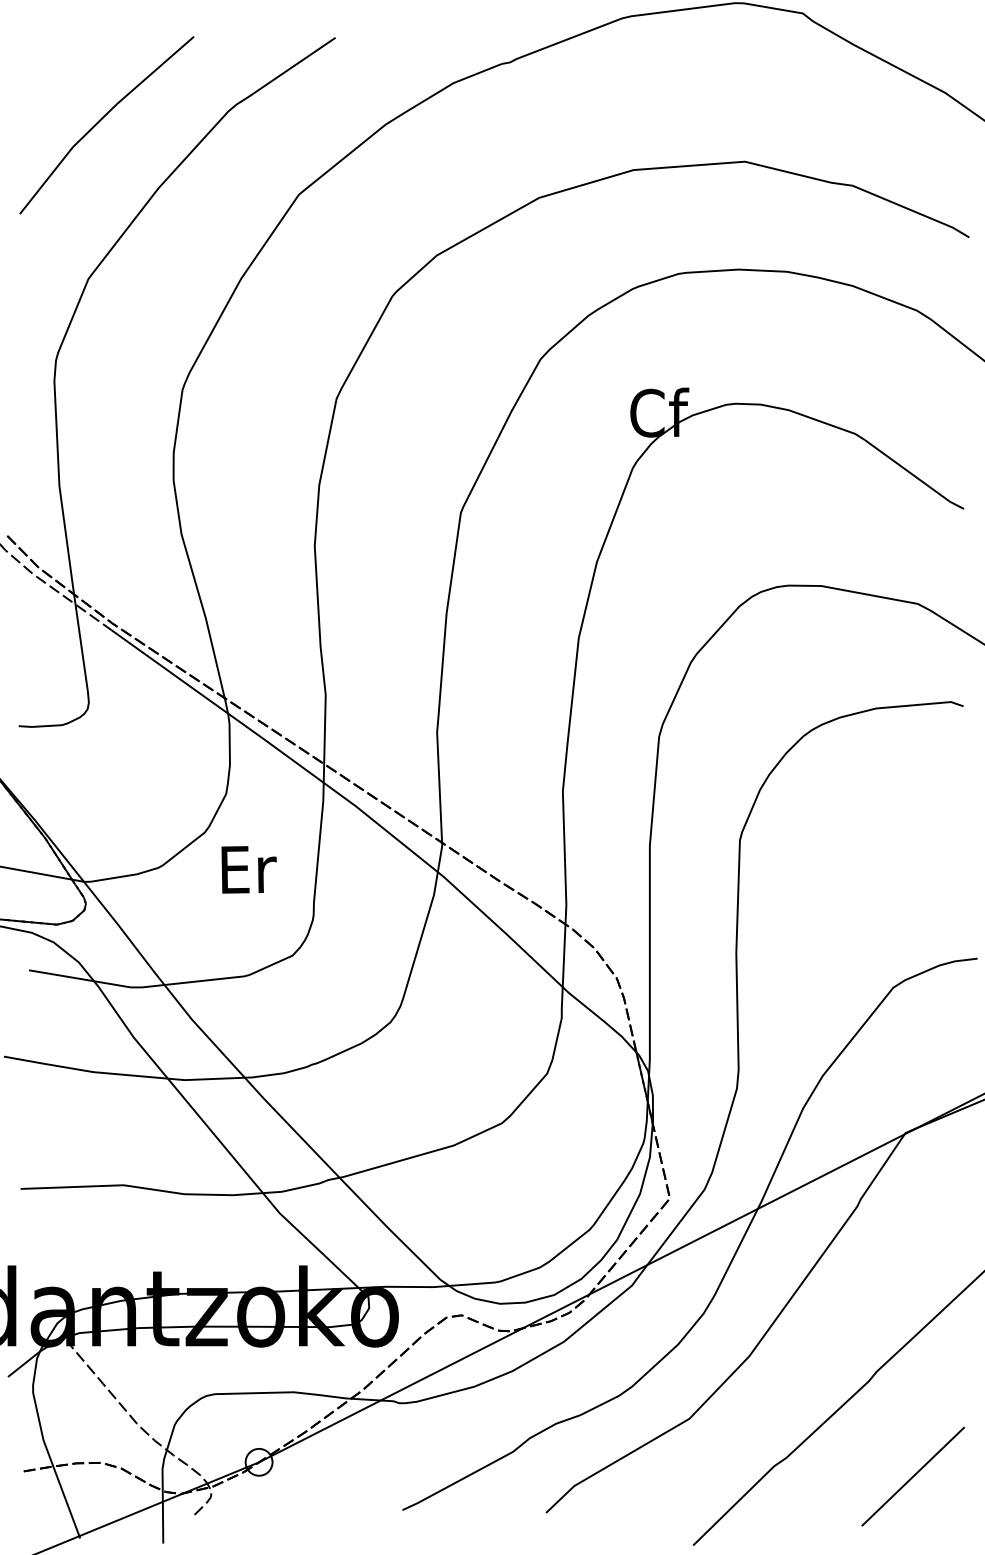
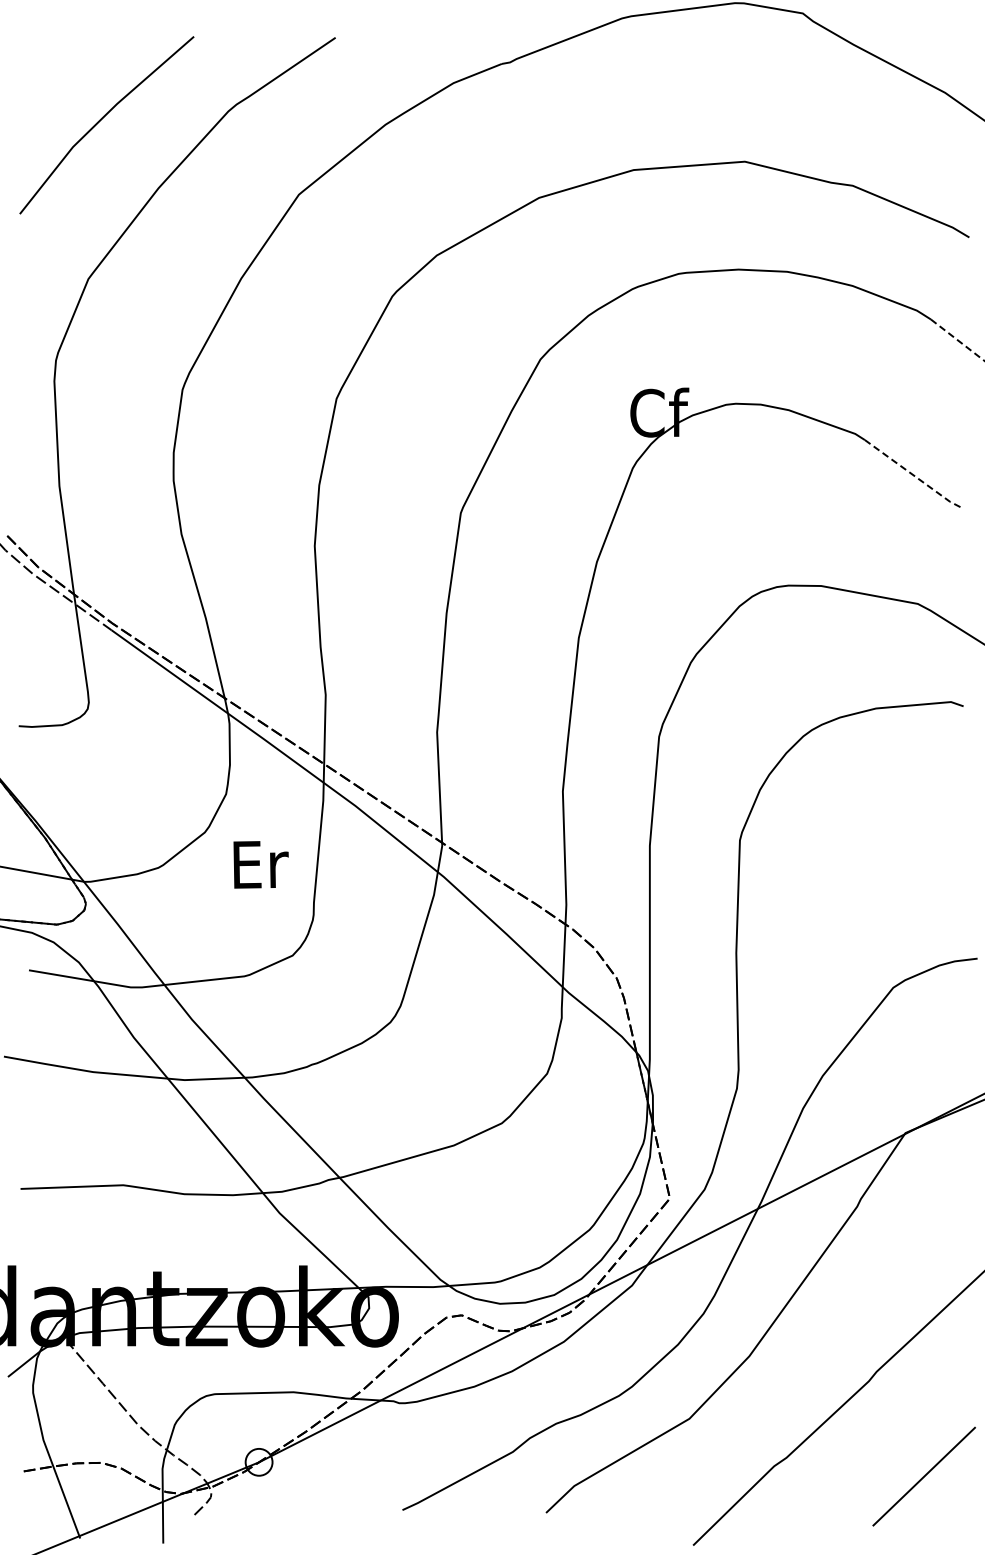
line: solid -> dashed (957, 340)
line: solid -> dashed (914, 476)
text position: (248, 869) -> (260, 864) (260, 864)
line position: (912, 1476) -> (923, 1476) (923, 1476)
